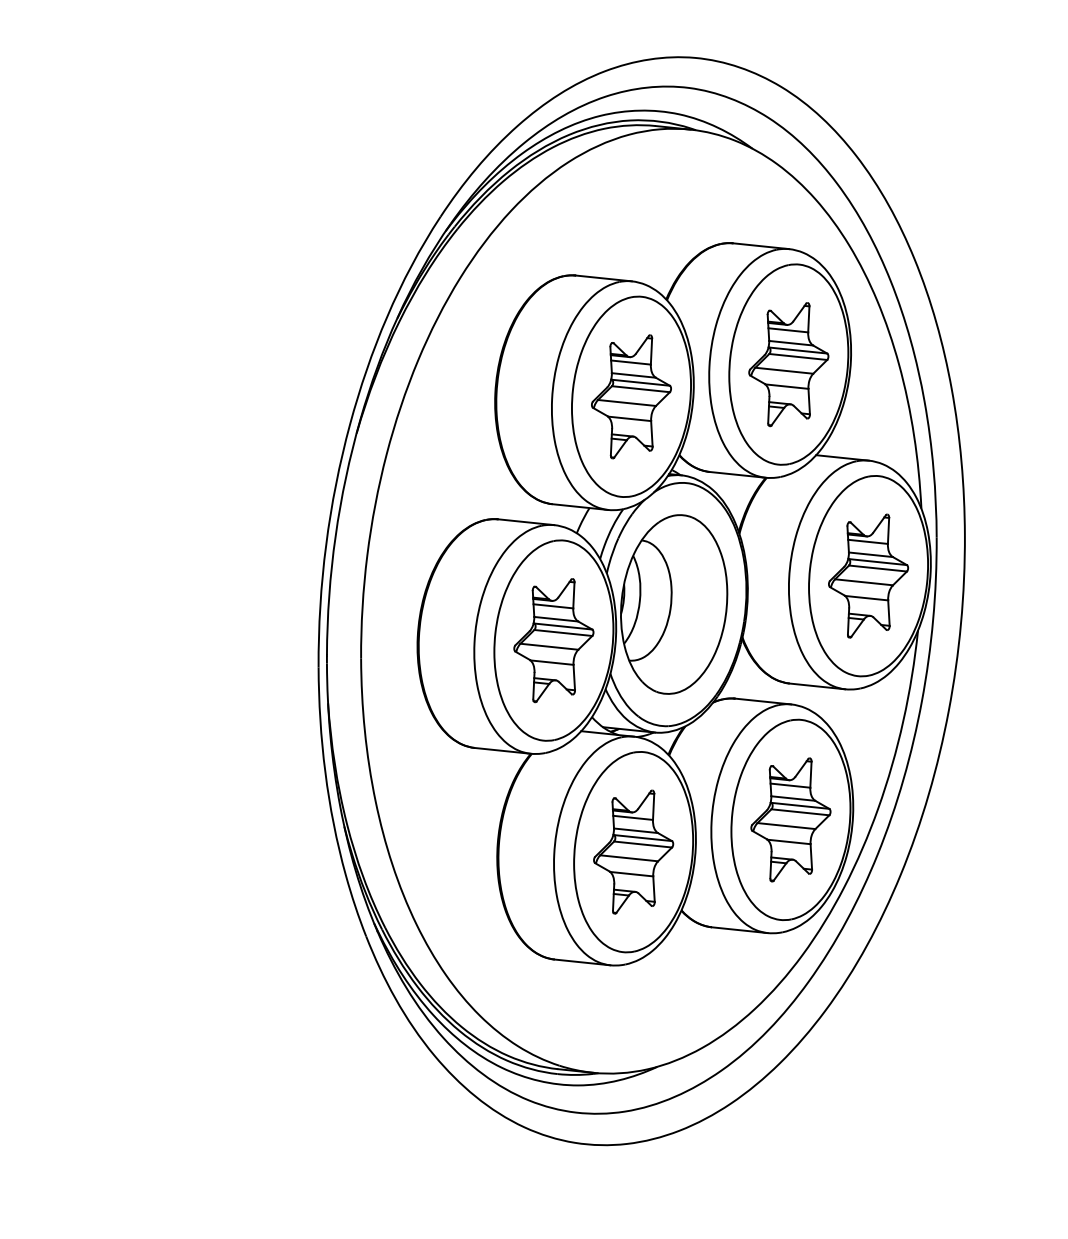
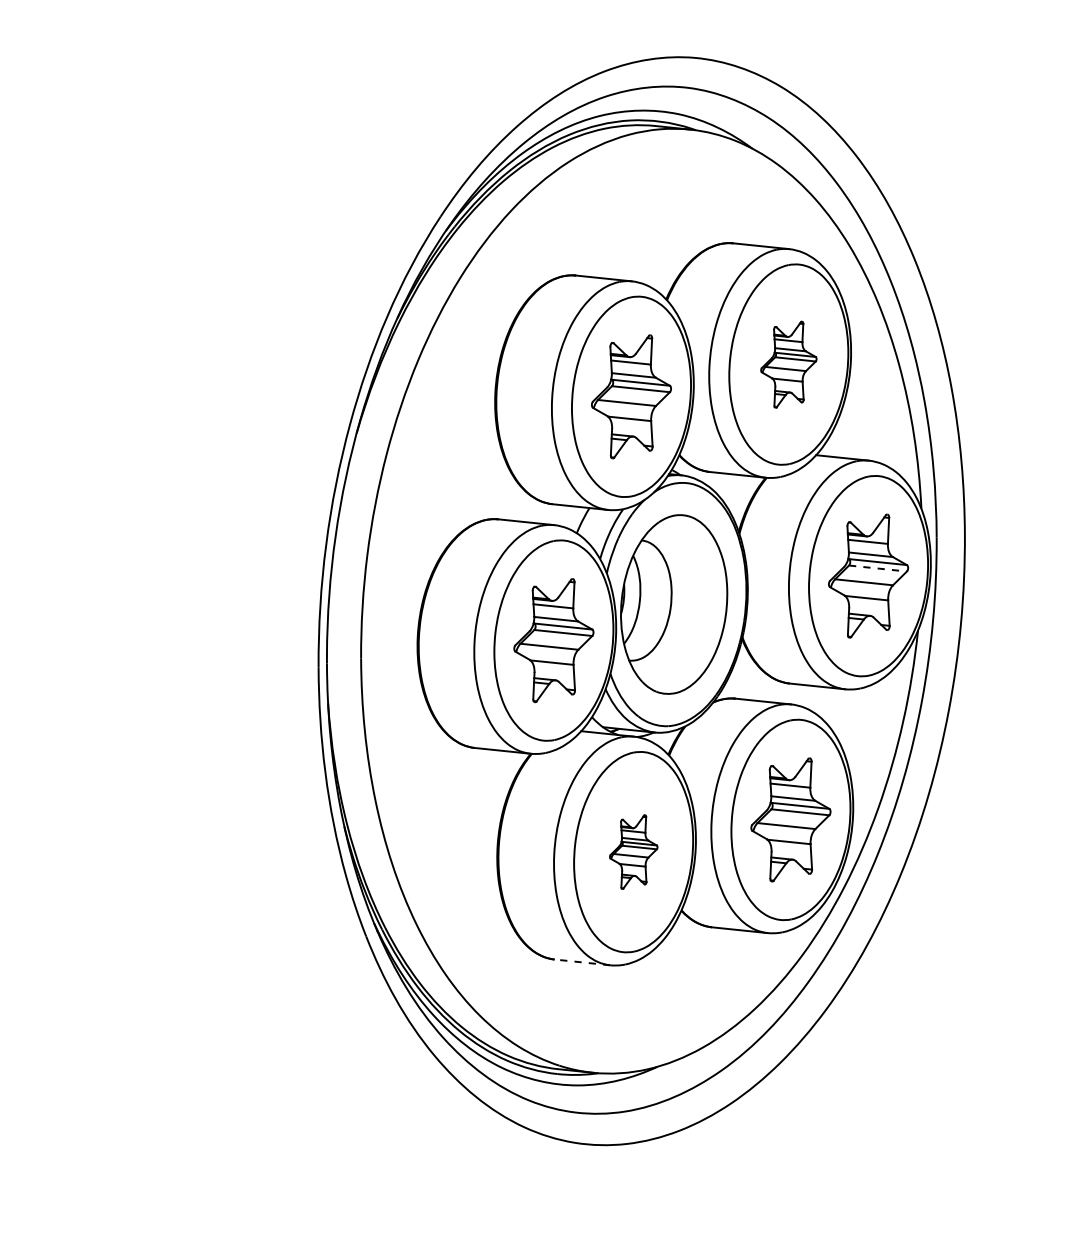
part size: 82x126 px -> 58x89 px (788, 364)
line: solid -> dashed (878, 568)
part size: 82x126 px -> 50x76 px (633, 851)
line: solid -> dashed (582, 962)
